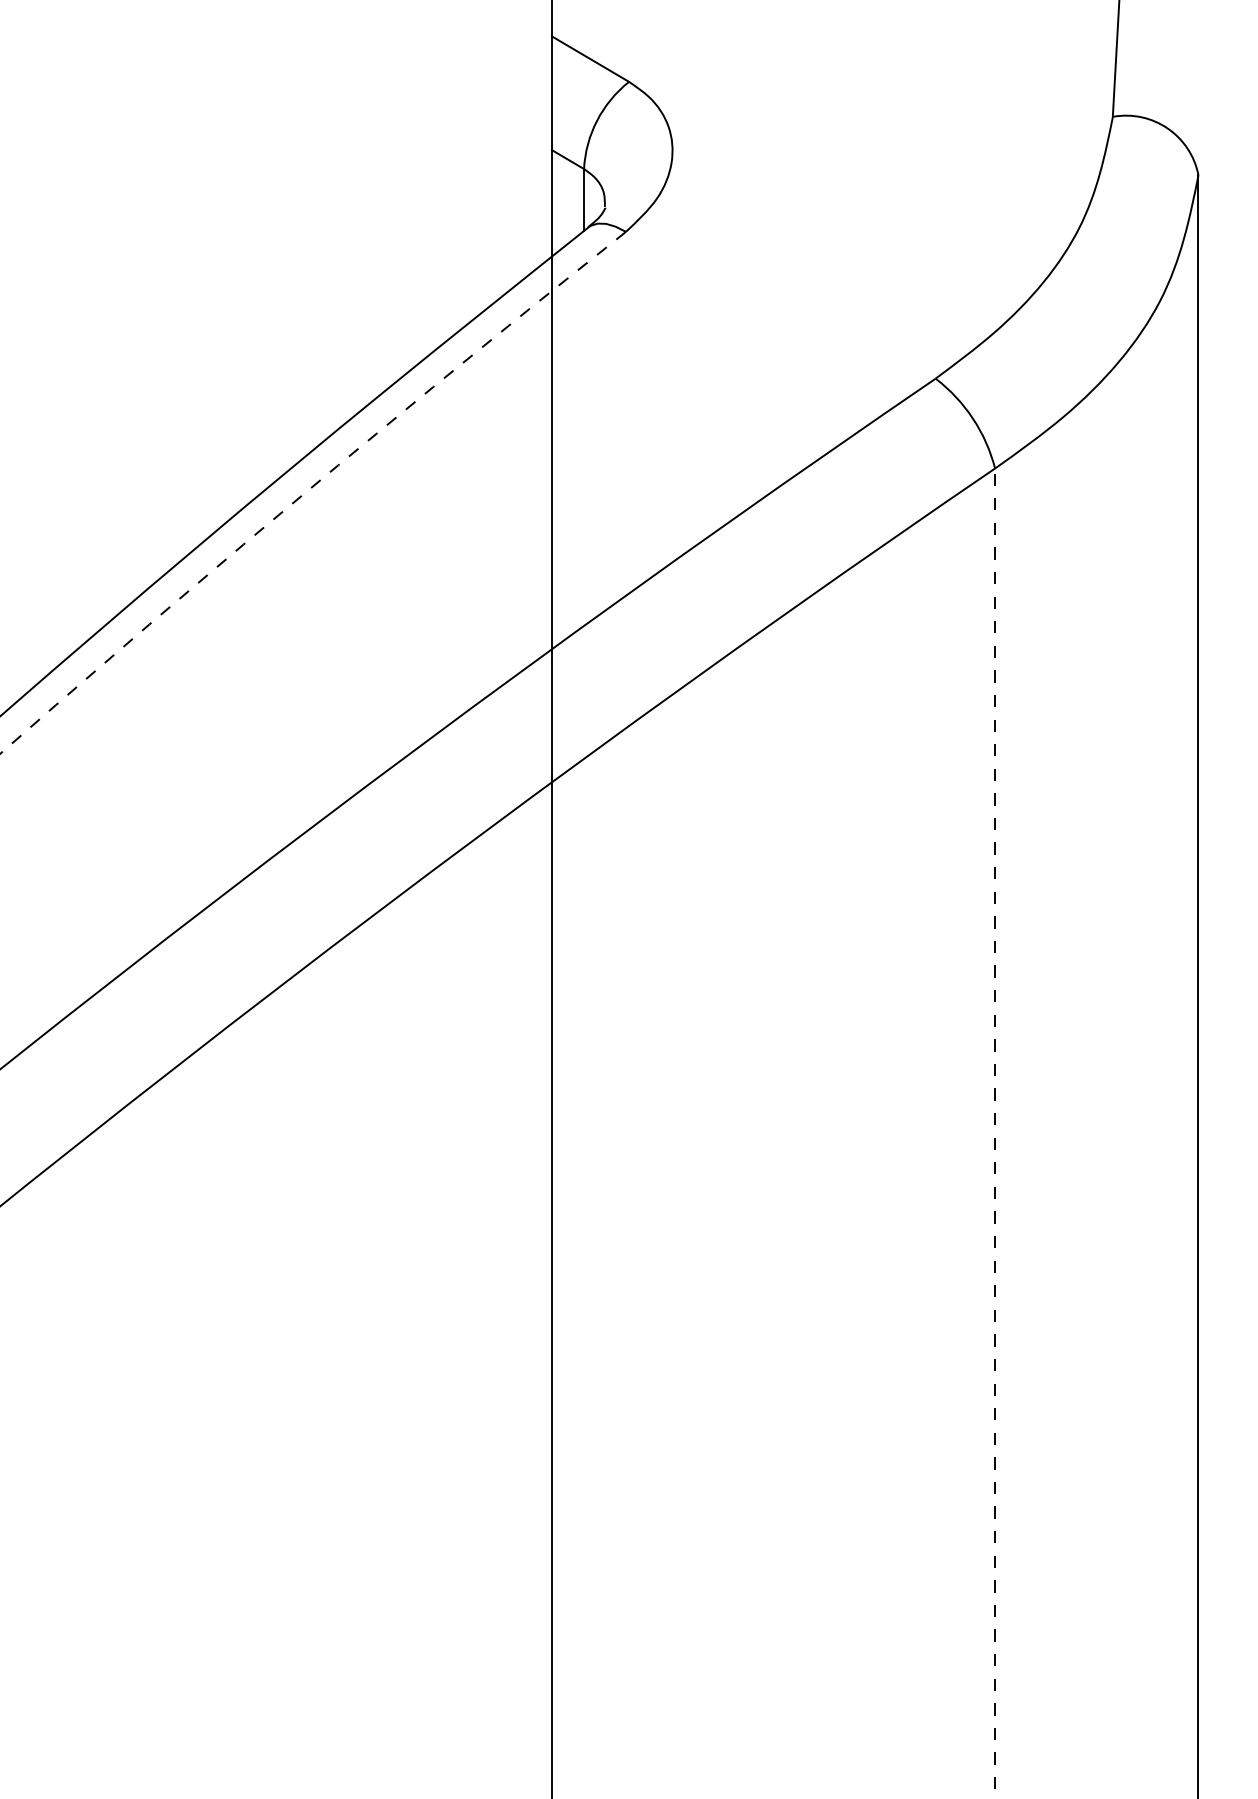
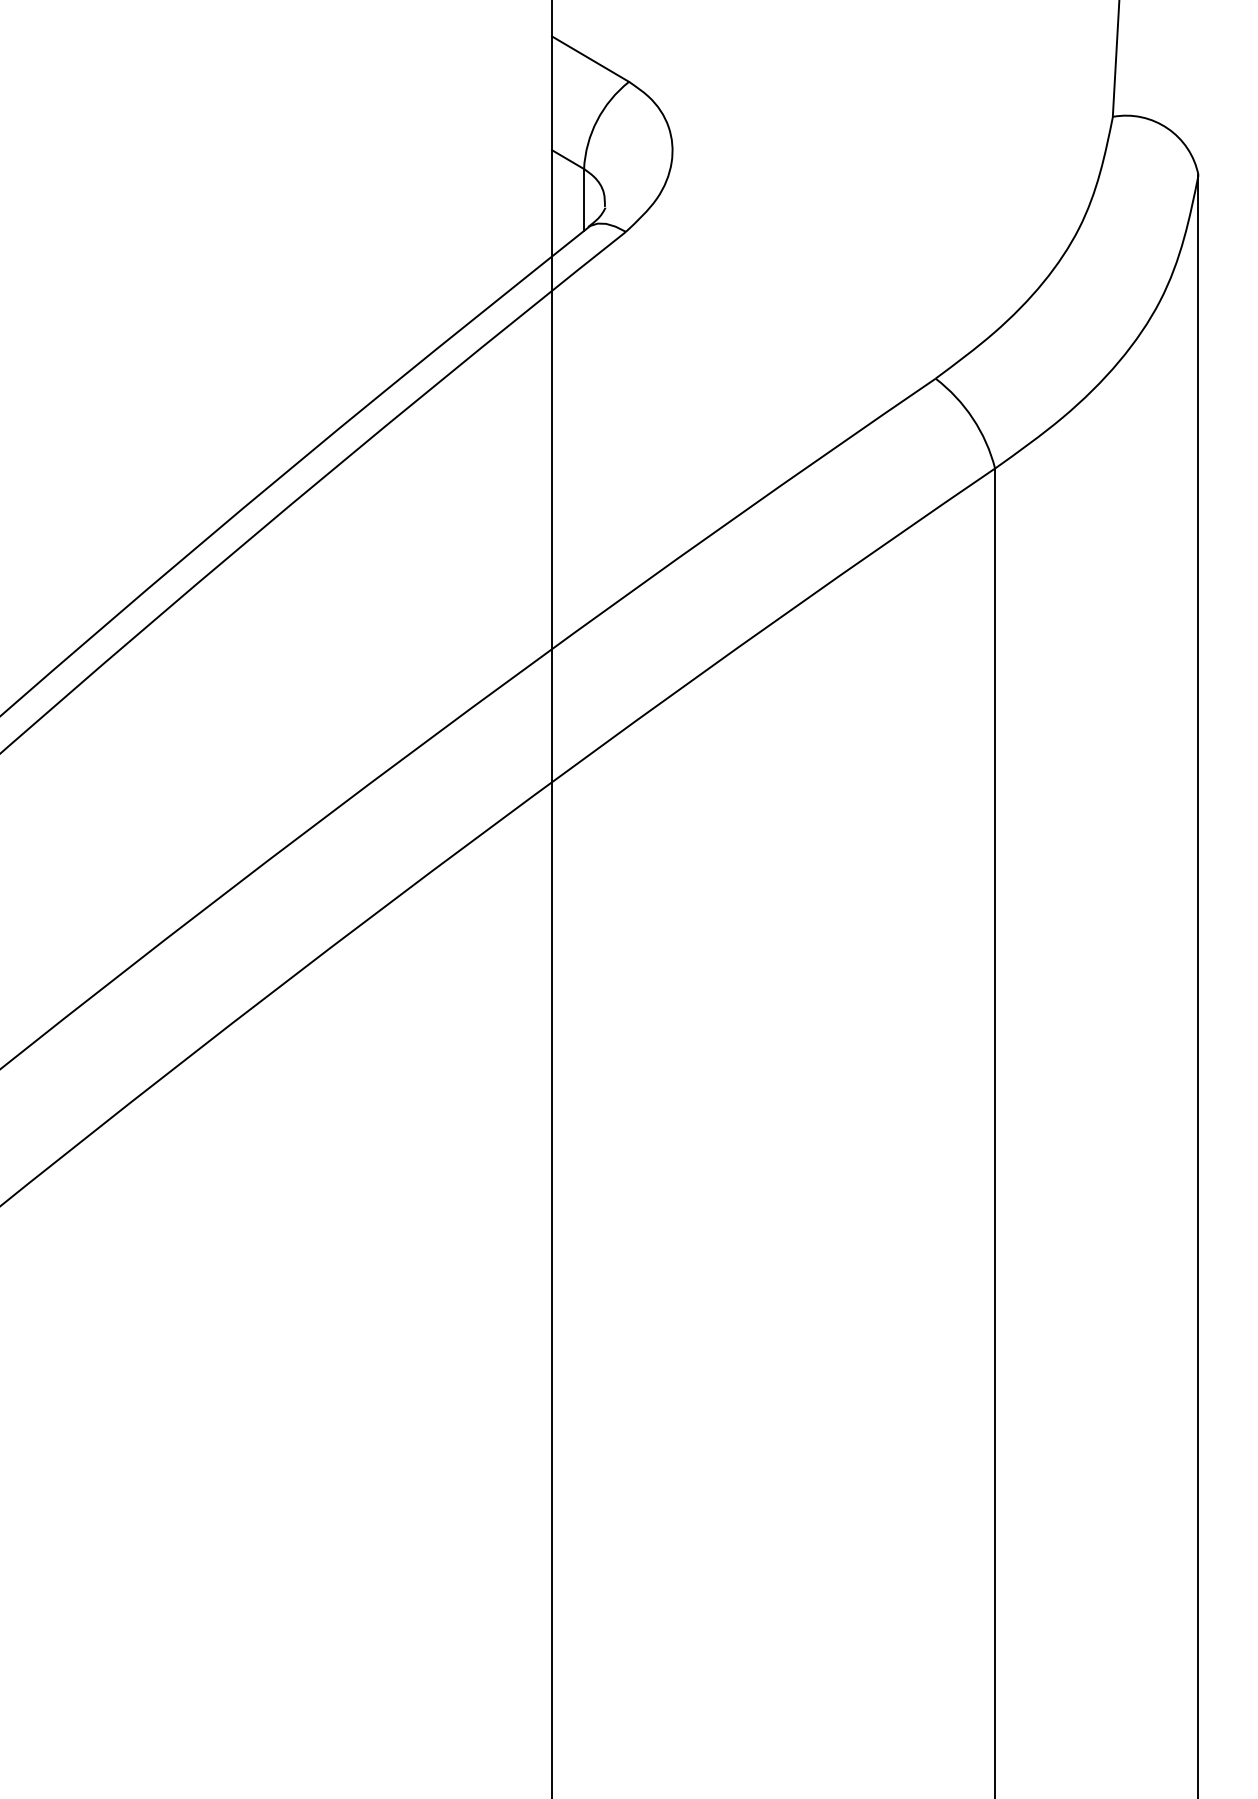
arc: dashed -> solid (309, 489)
line: dashed -> solid (995, 1133)
